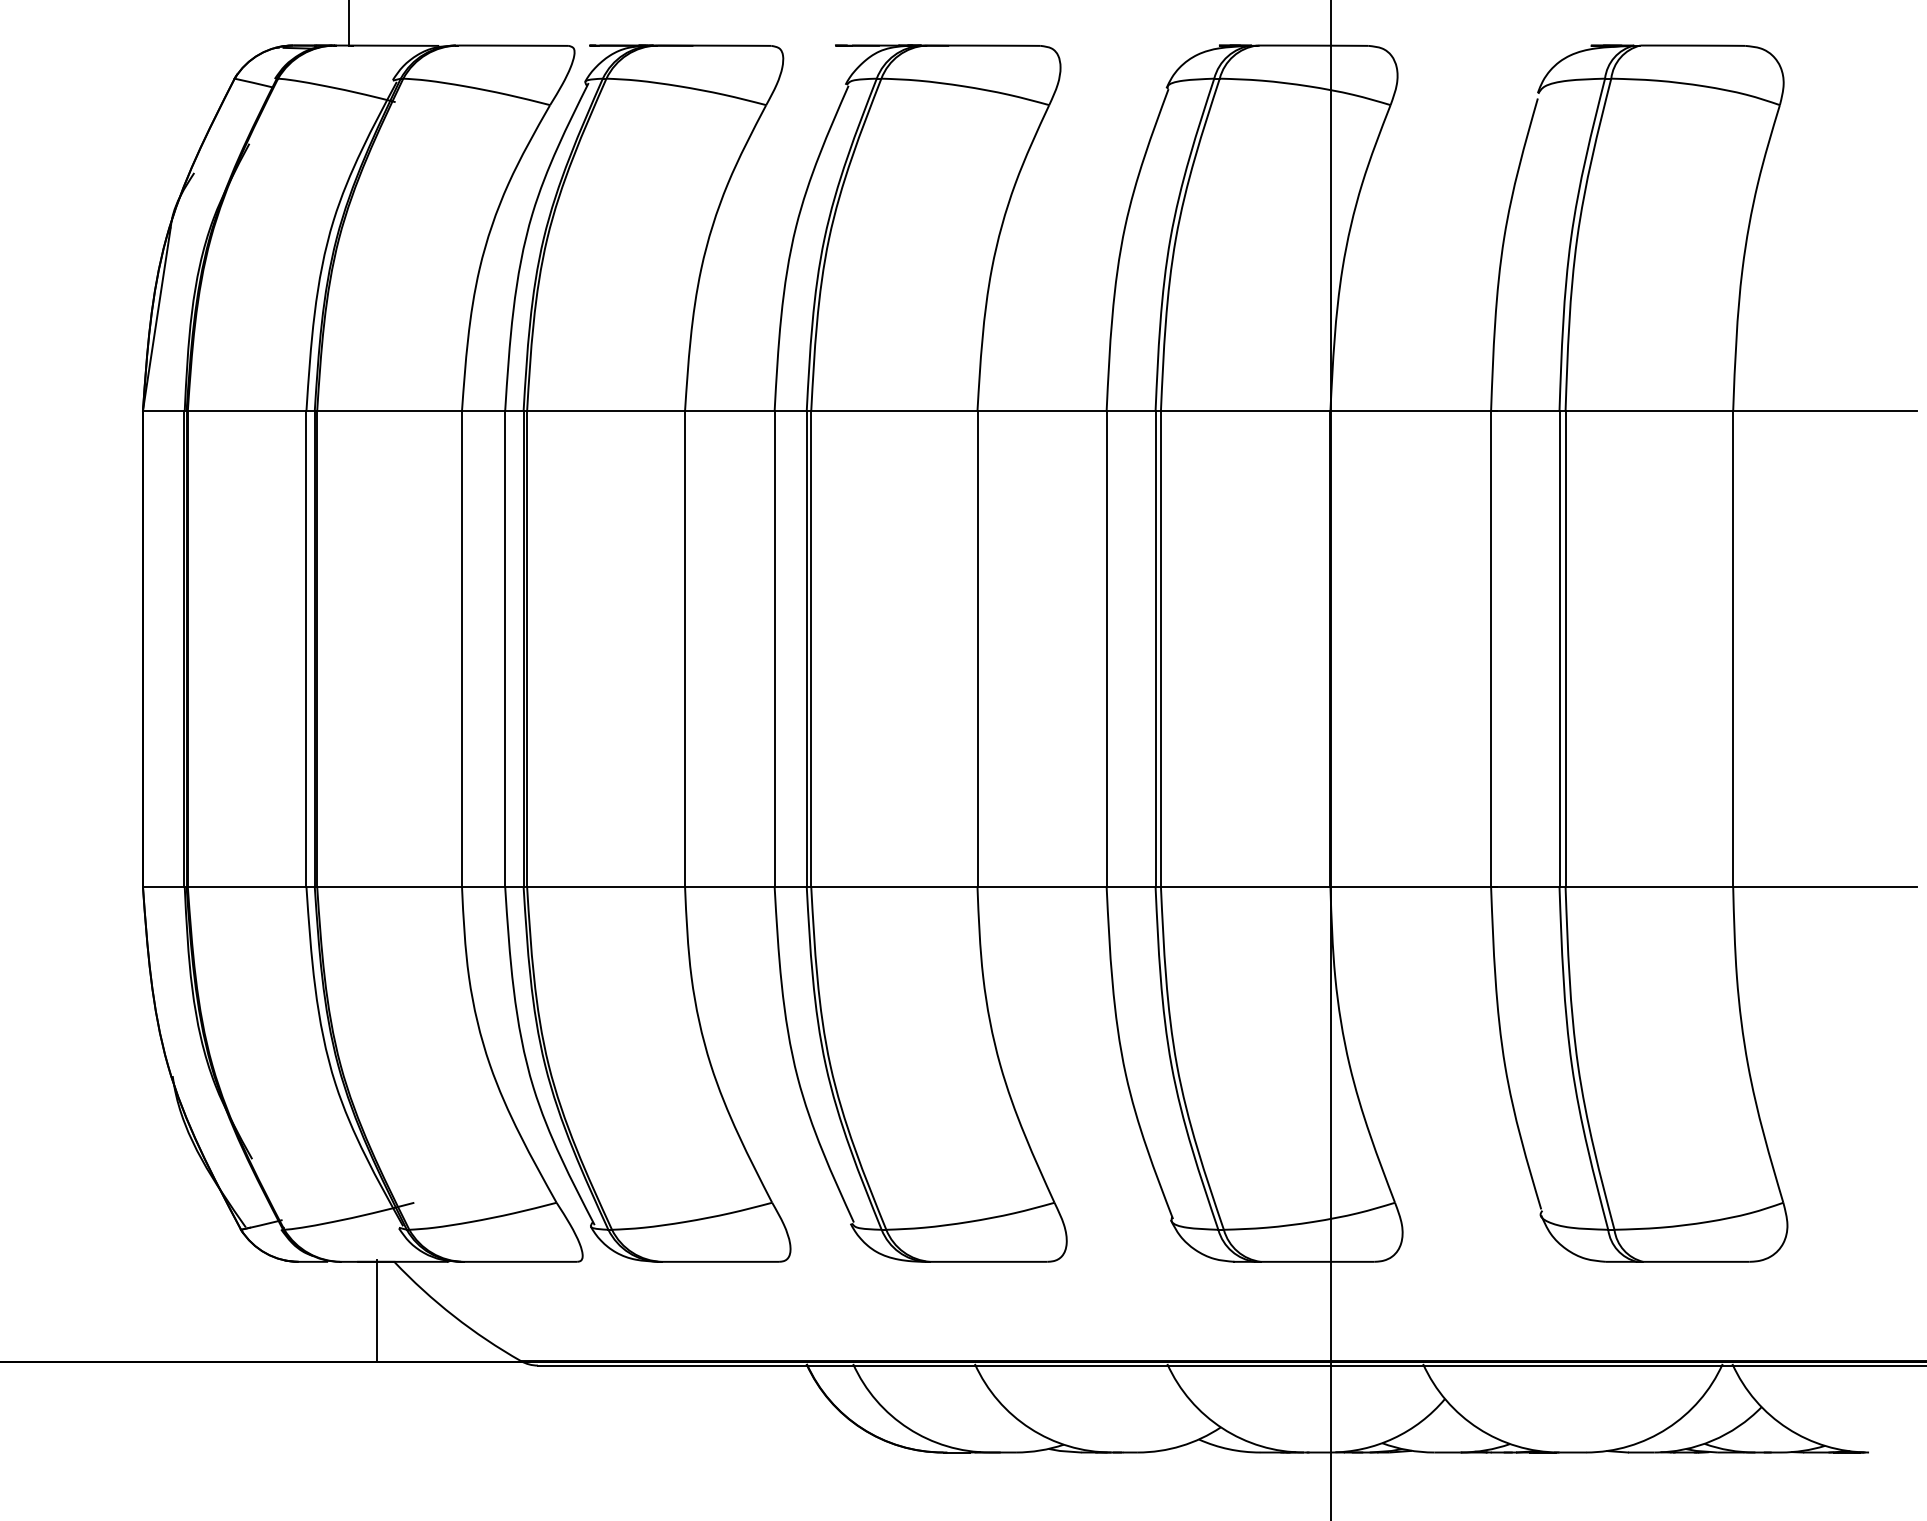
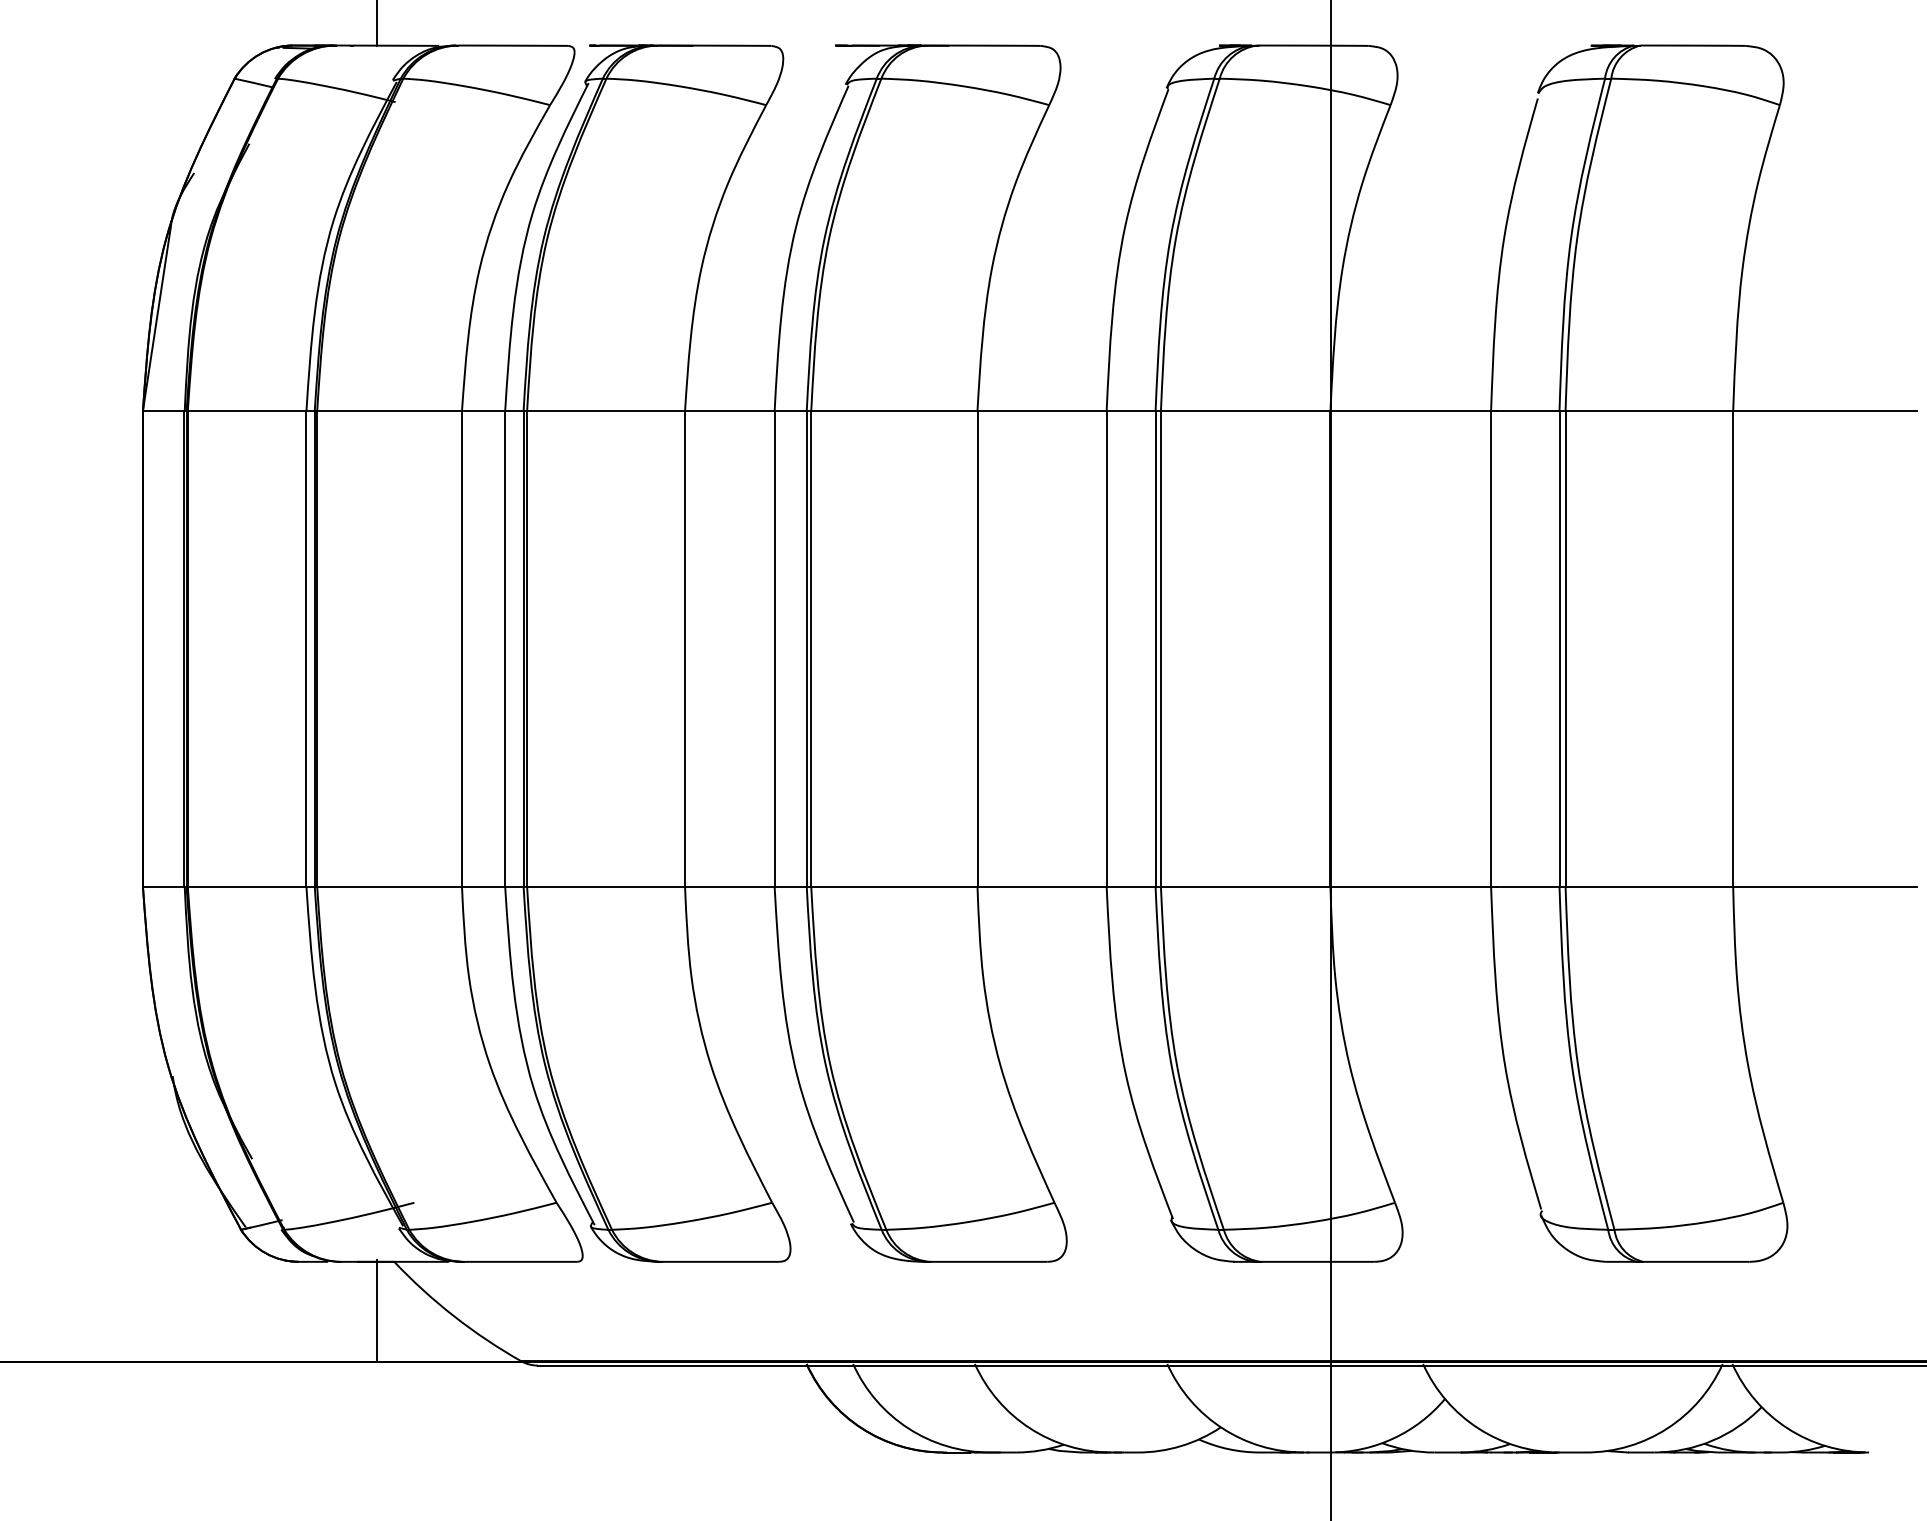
line position: (349, 23) -> (377, 23) (377, 23)
